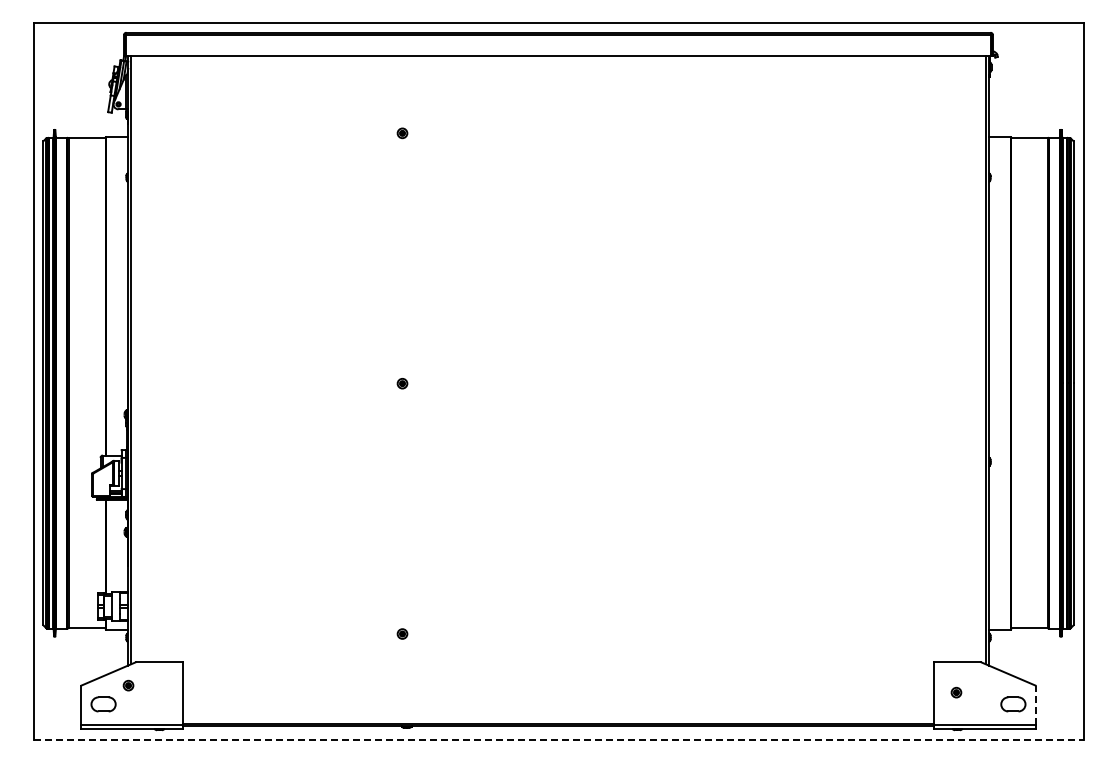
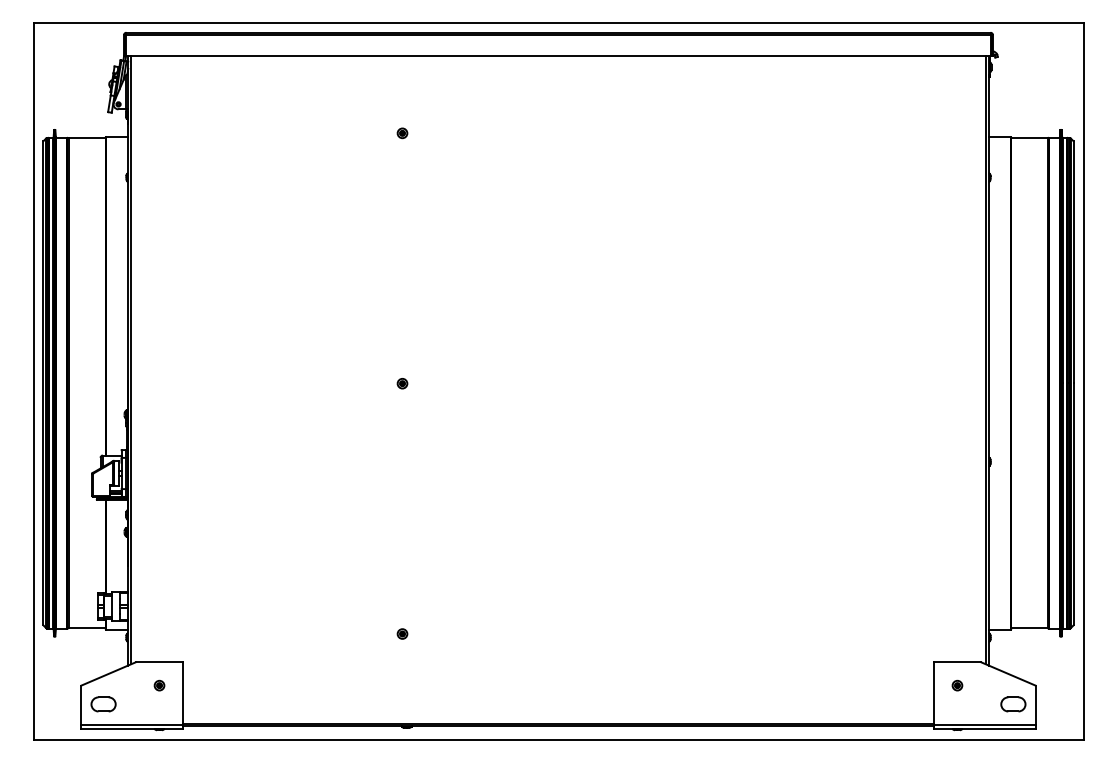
part position: (128, 685) -> (159, 685) (159, 685)
part position: (956, 692) -> (957, 685) (957, 685)
line: dashed -> solid (1035, 705)
line: dashed -> solid (558, 740)
